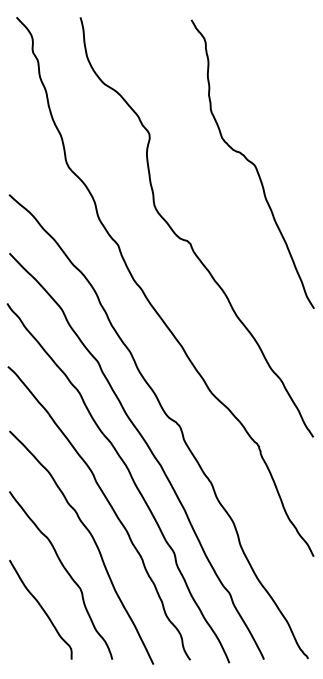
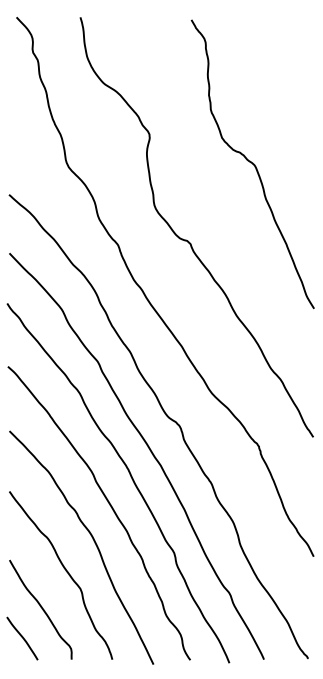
curve: none -> present (22, 638)
